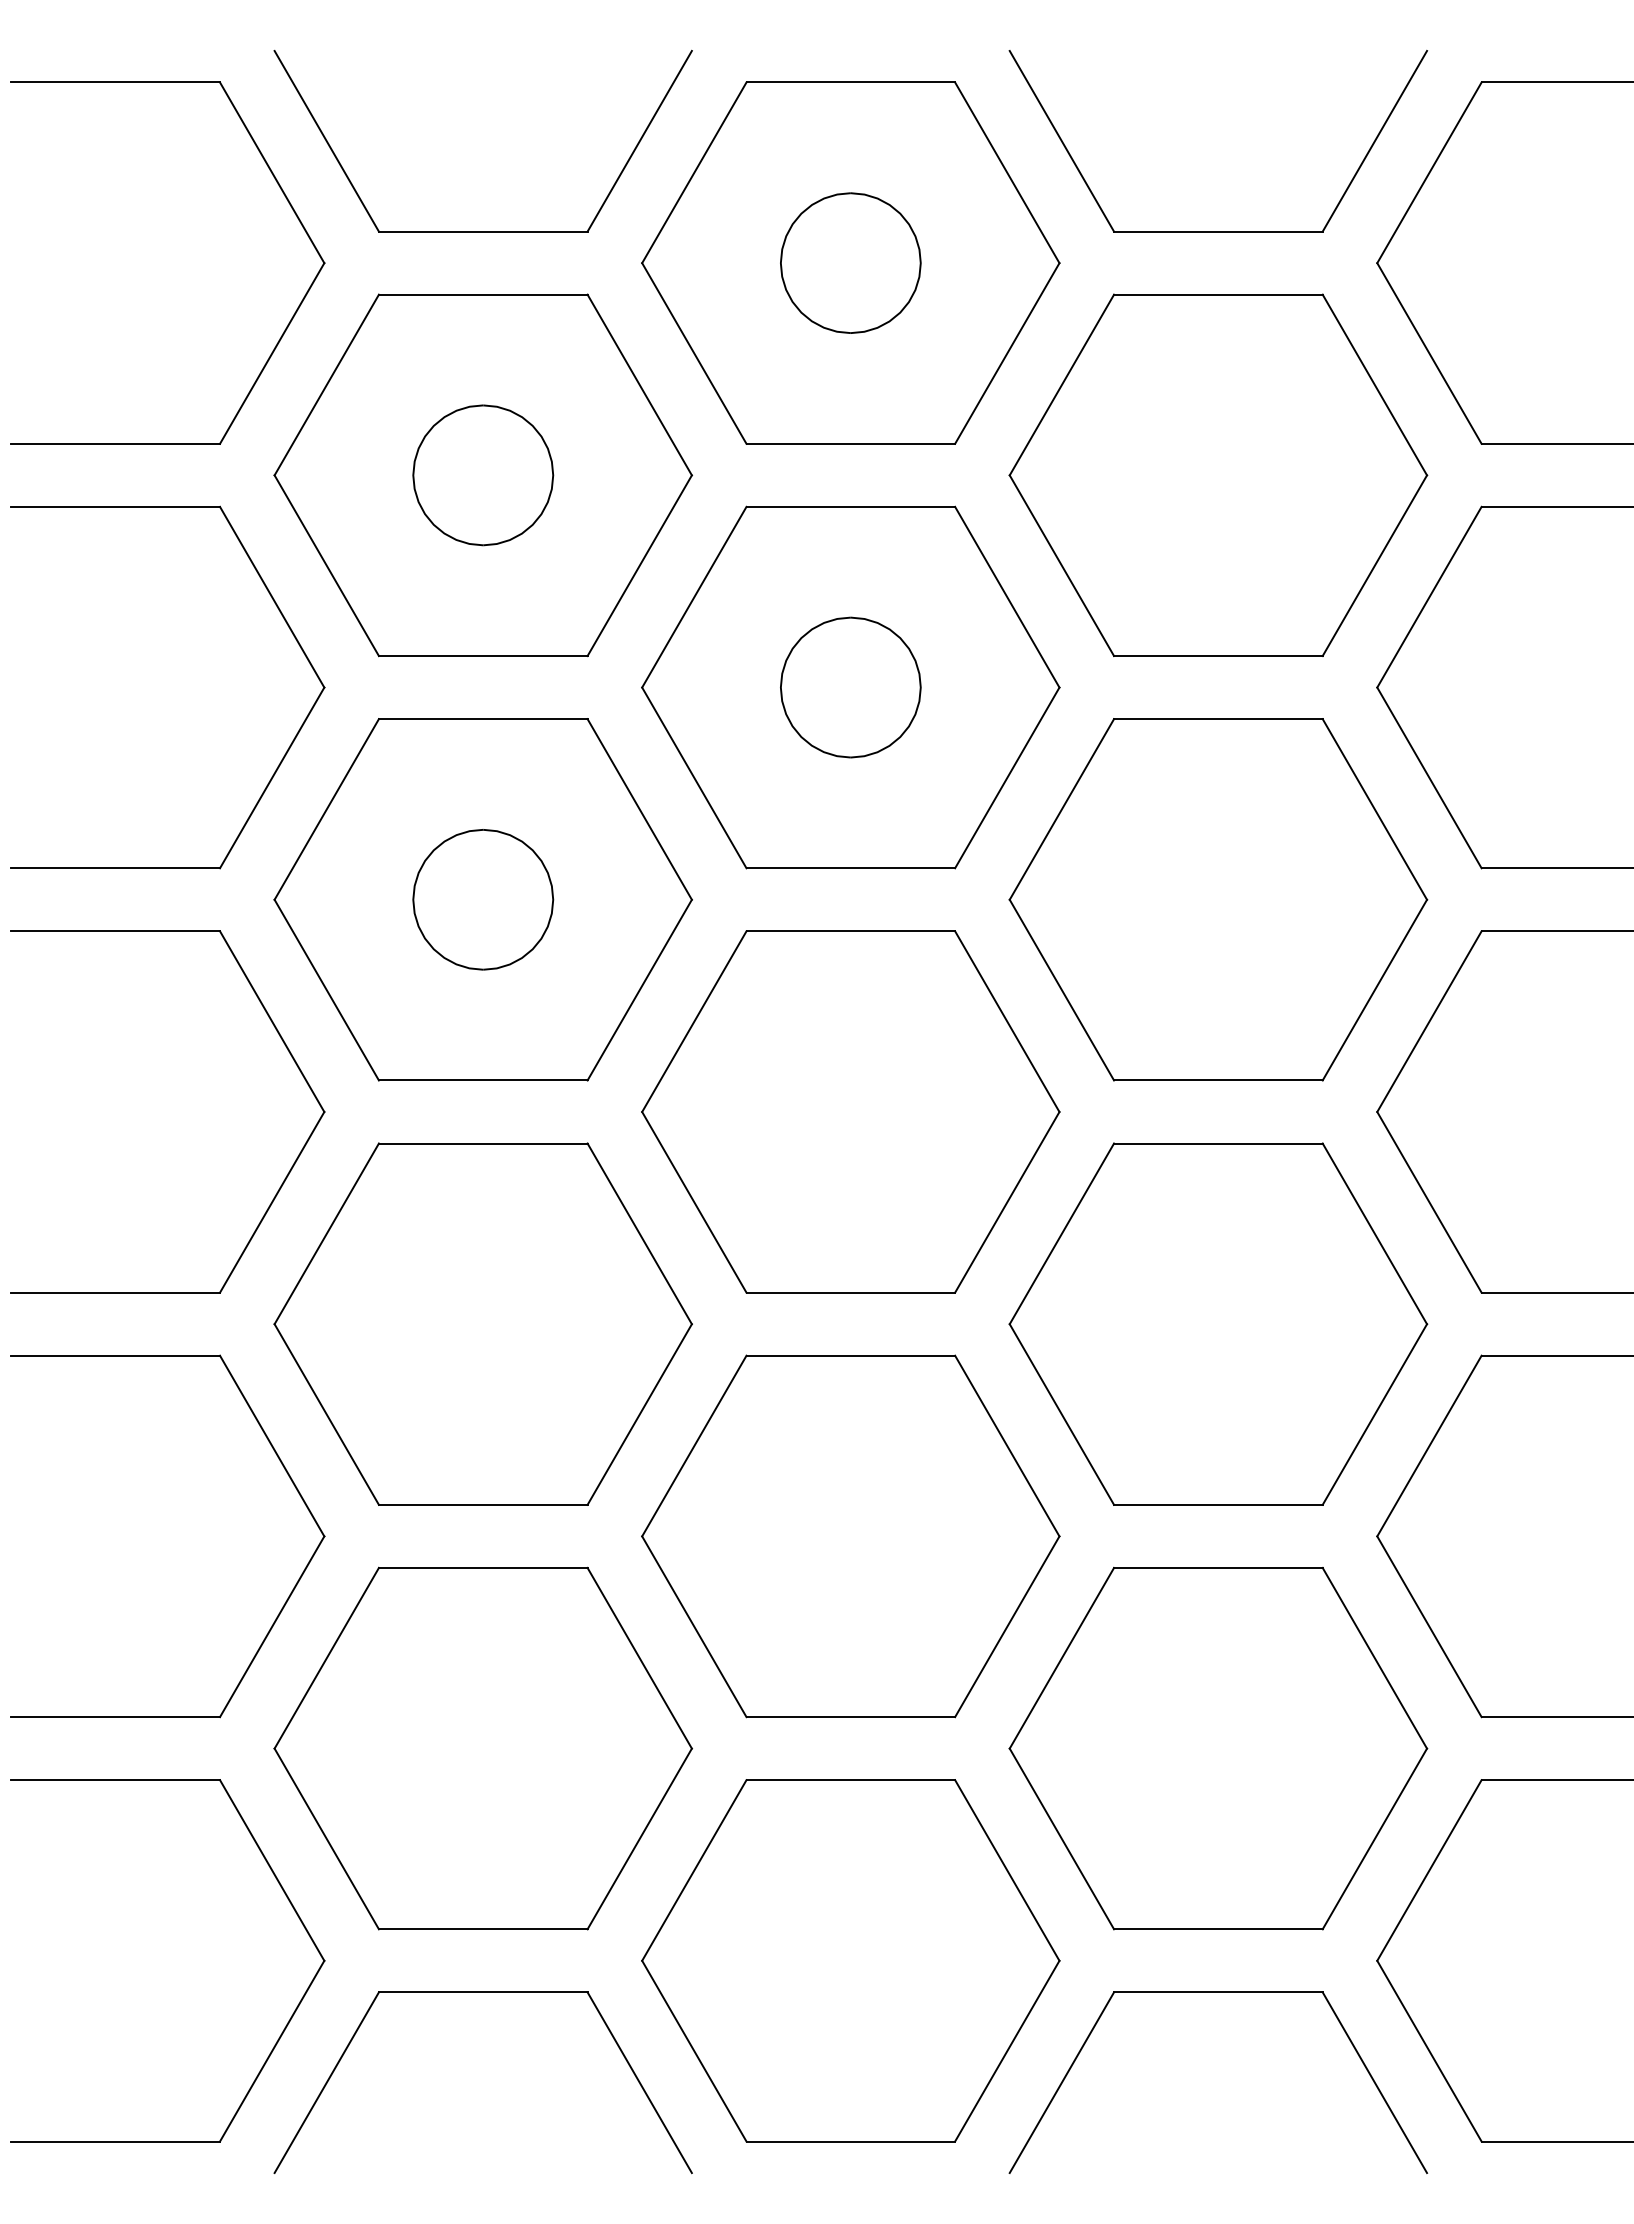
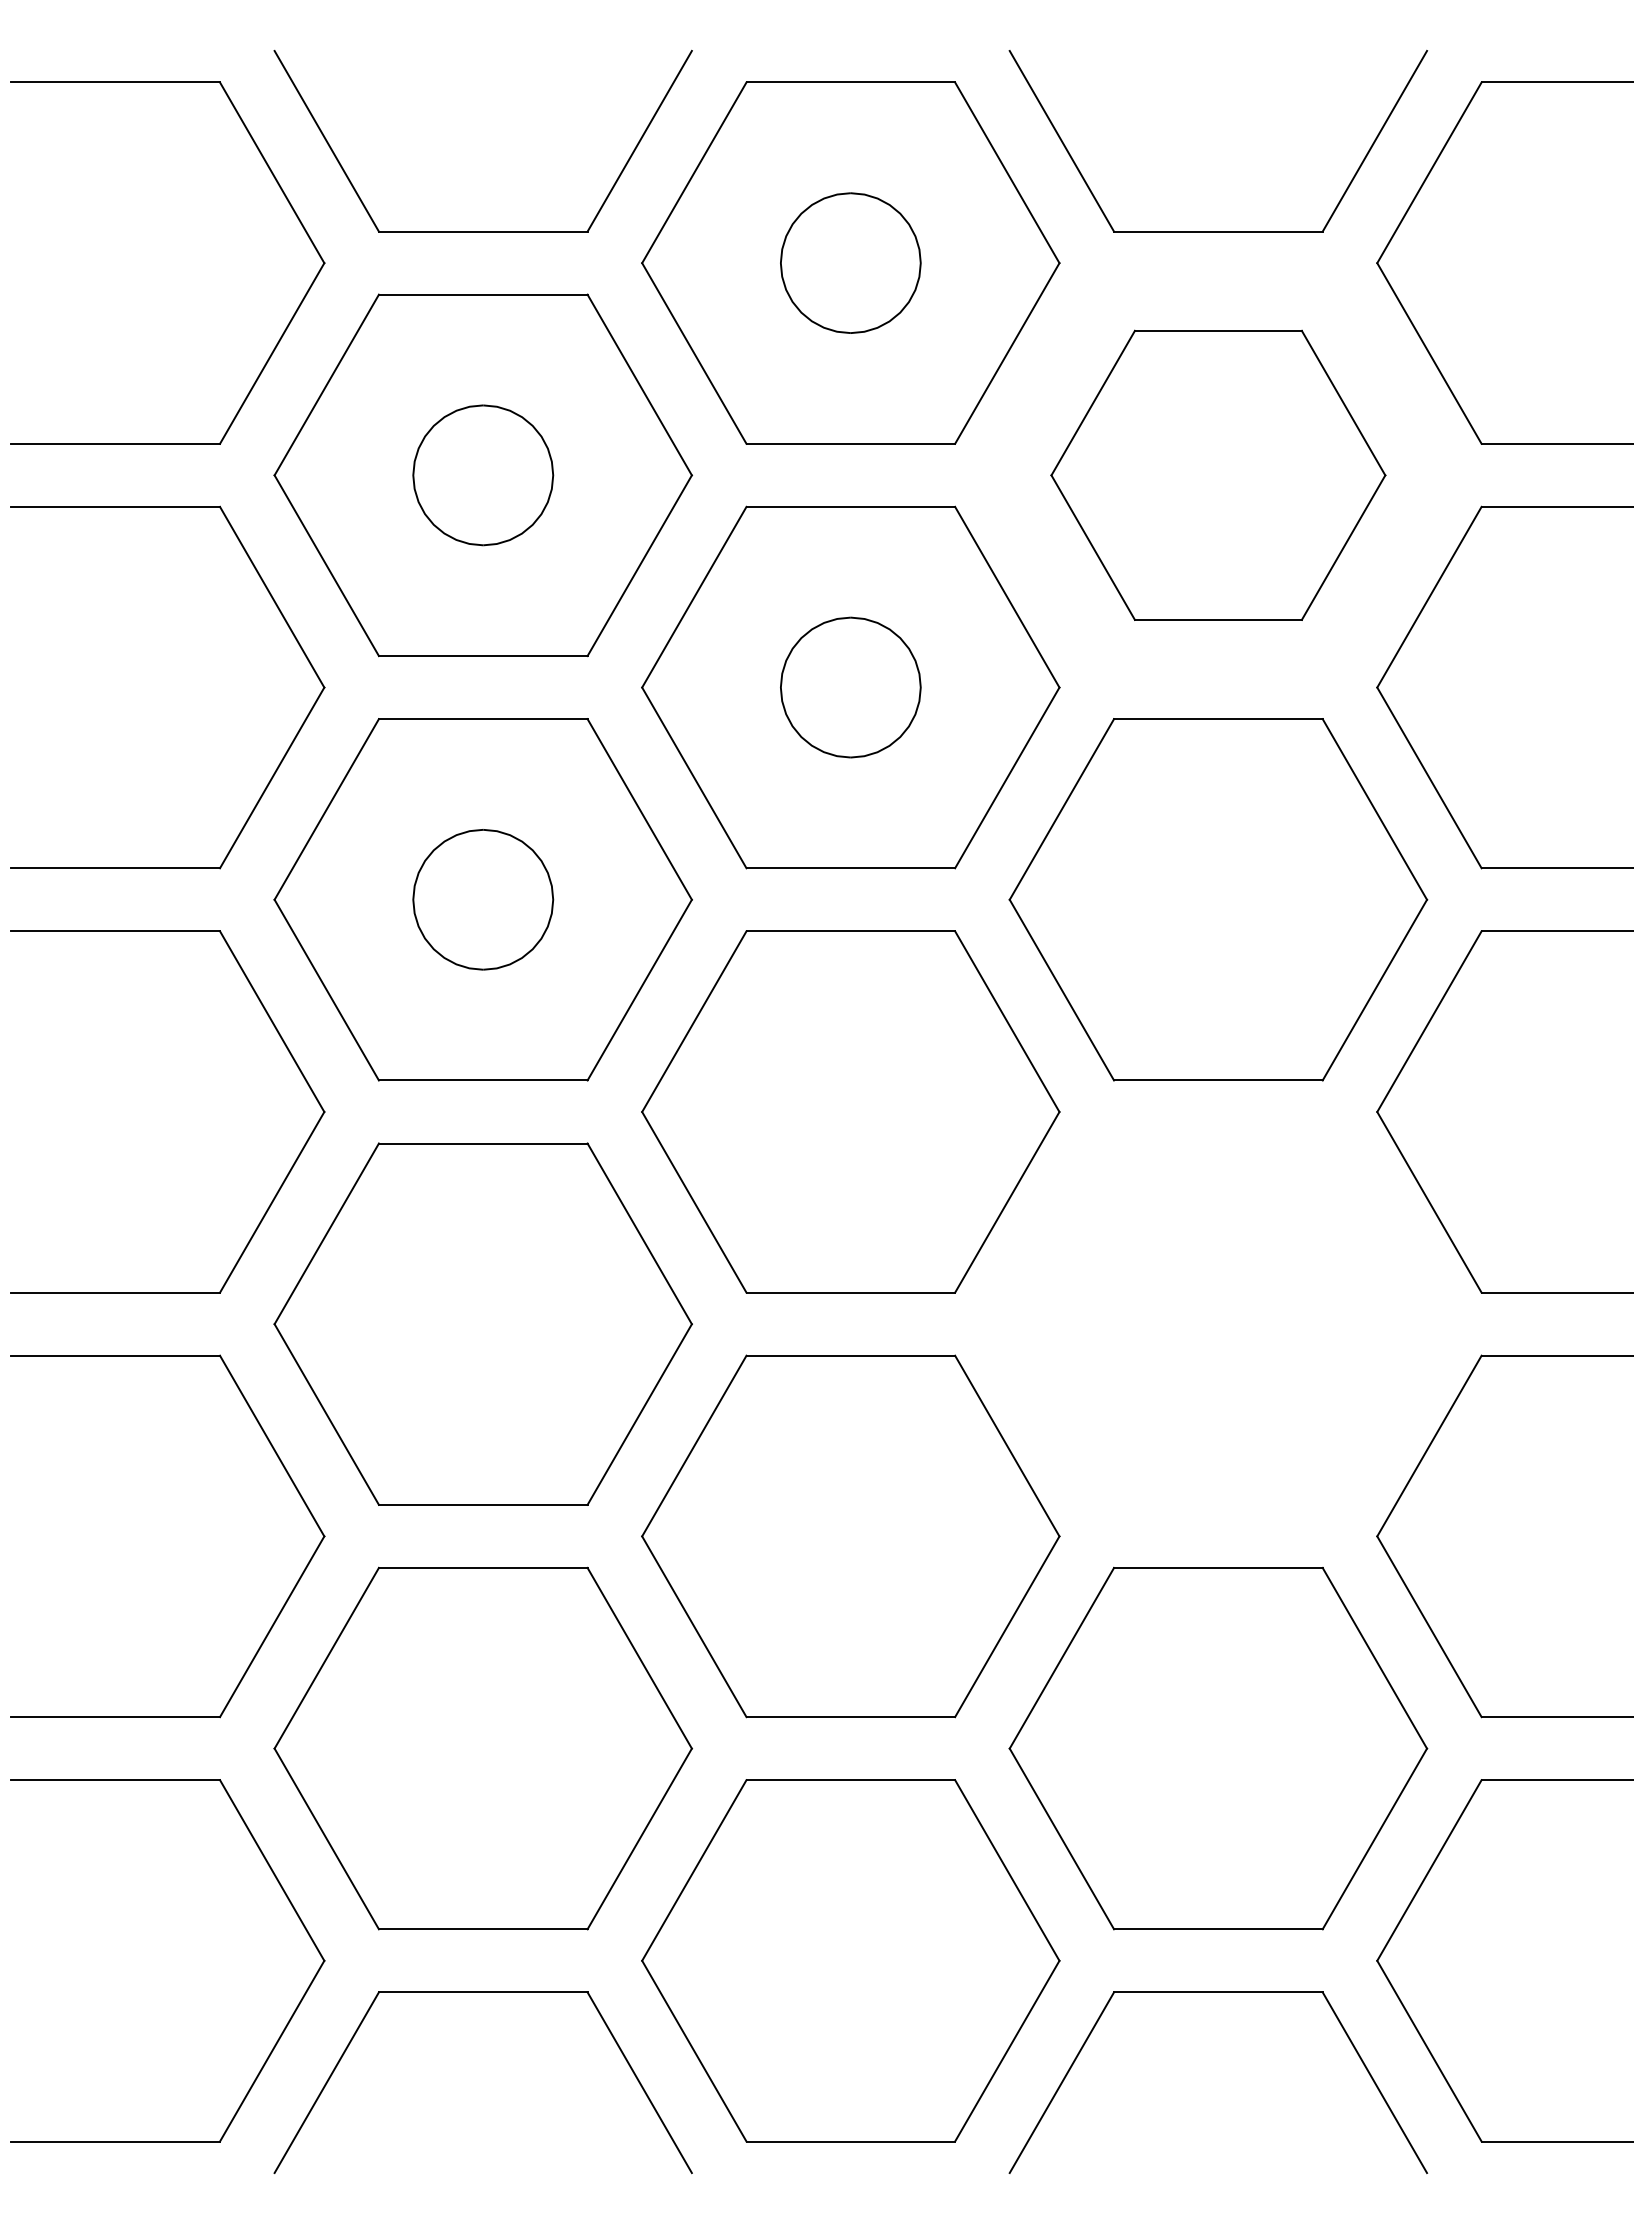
part size: 421x365 px -> 337x292 px (1218, 474)
part: present -> none (1218, 1323)
